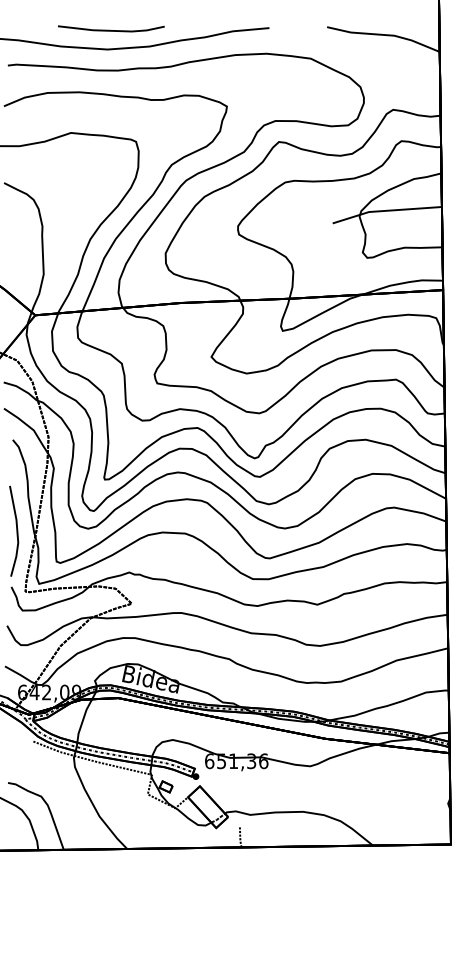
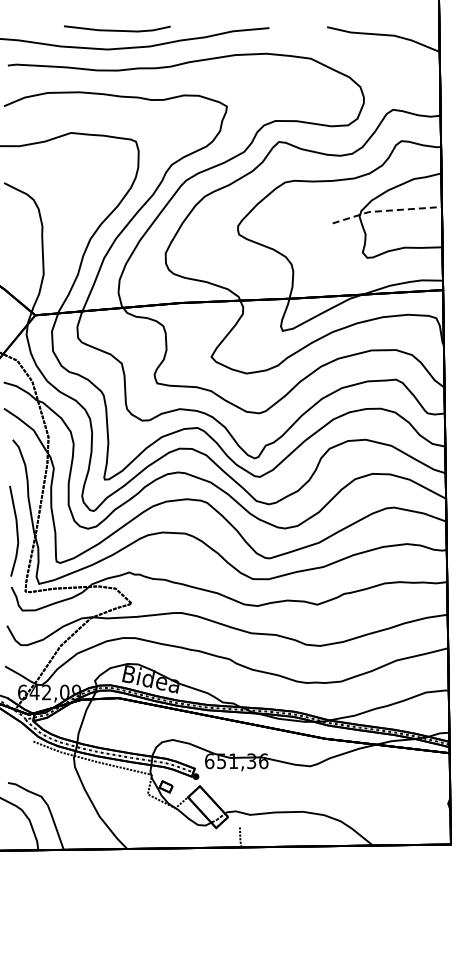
line position: (110, 29) -> (116, 29) (116, 29)
line: solid -> dashed (385, 210)
